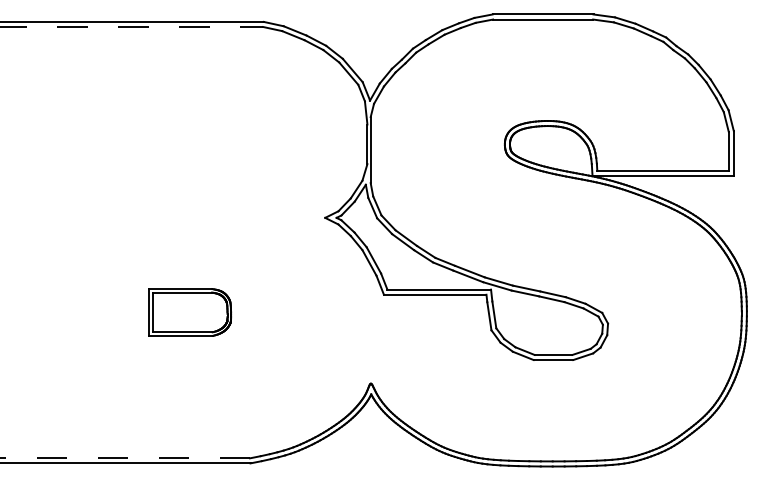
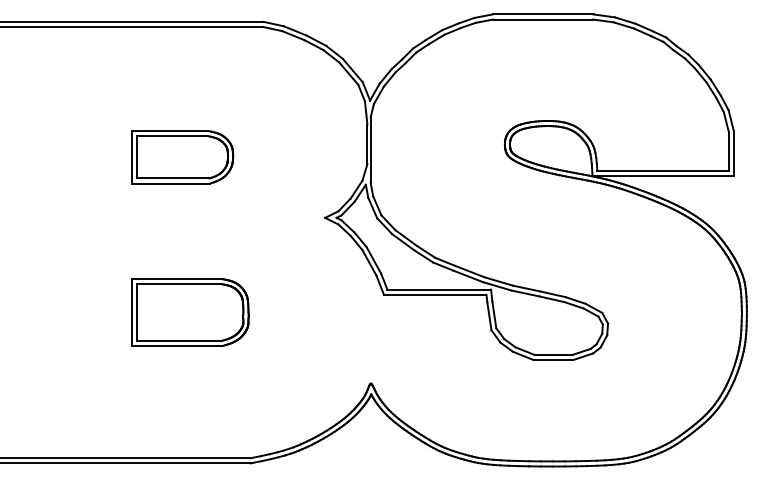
line: dashed -> solid (131, 27)
part: none -> present (182, 157)
part size: 84x49 px -> 119x69 px (190, 312)
line: dashed -> solid (125, 458)
